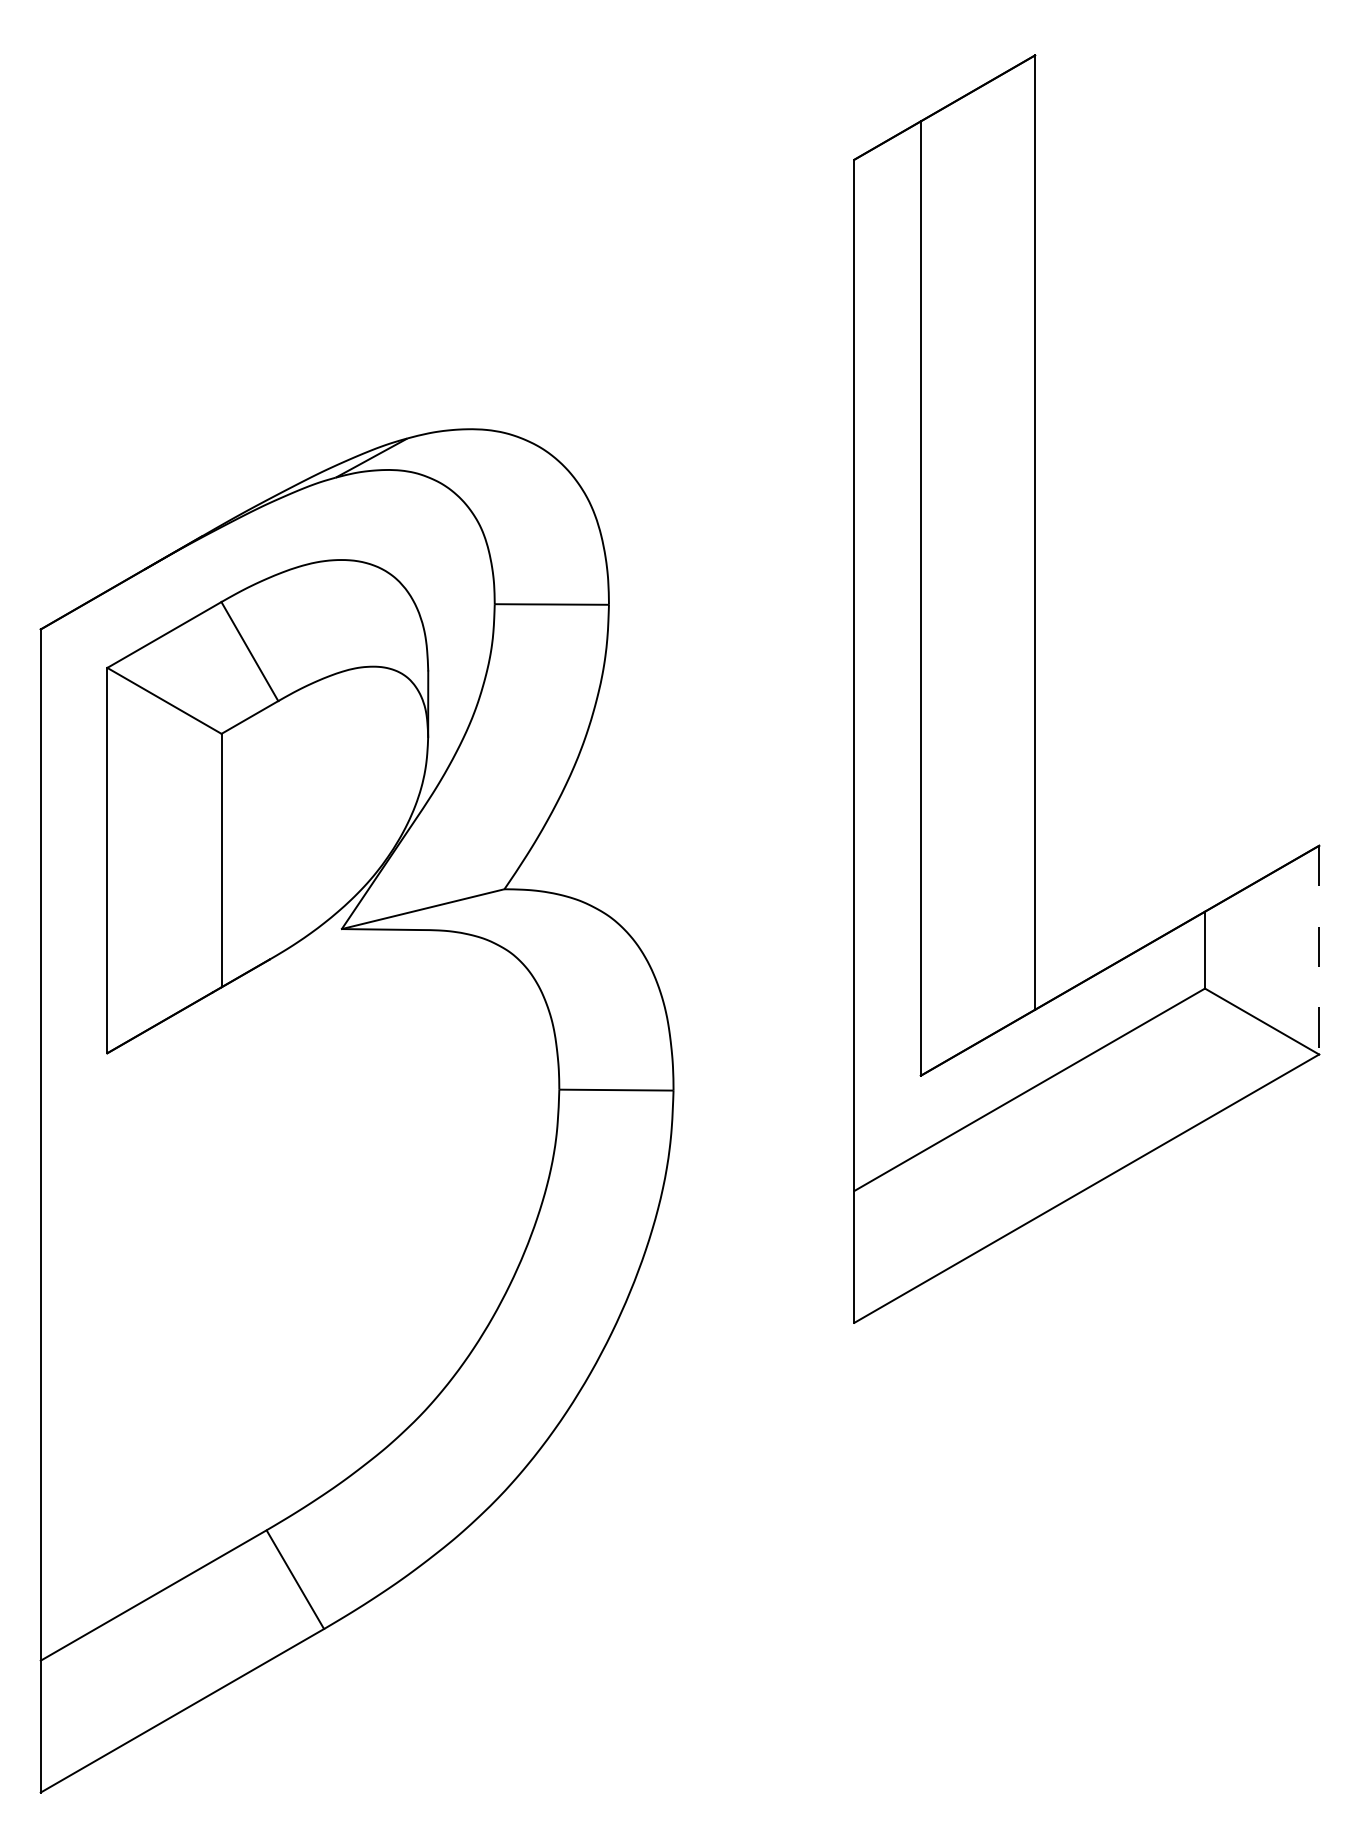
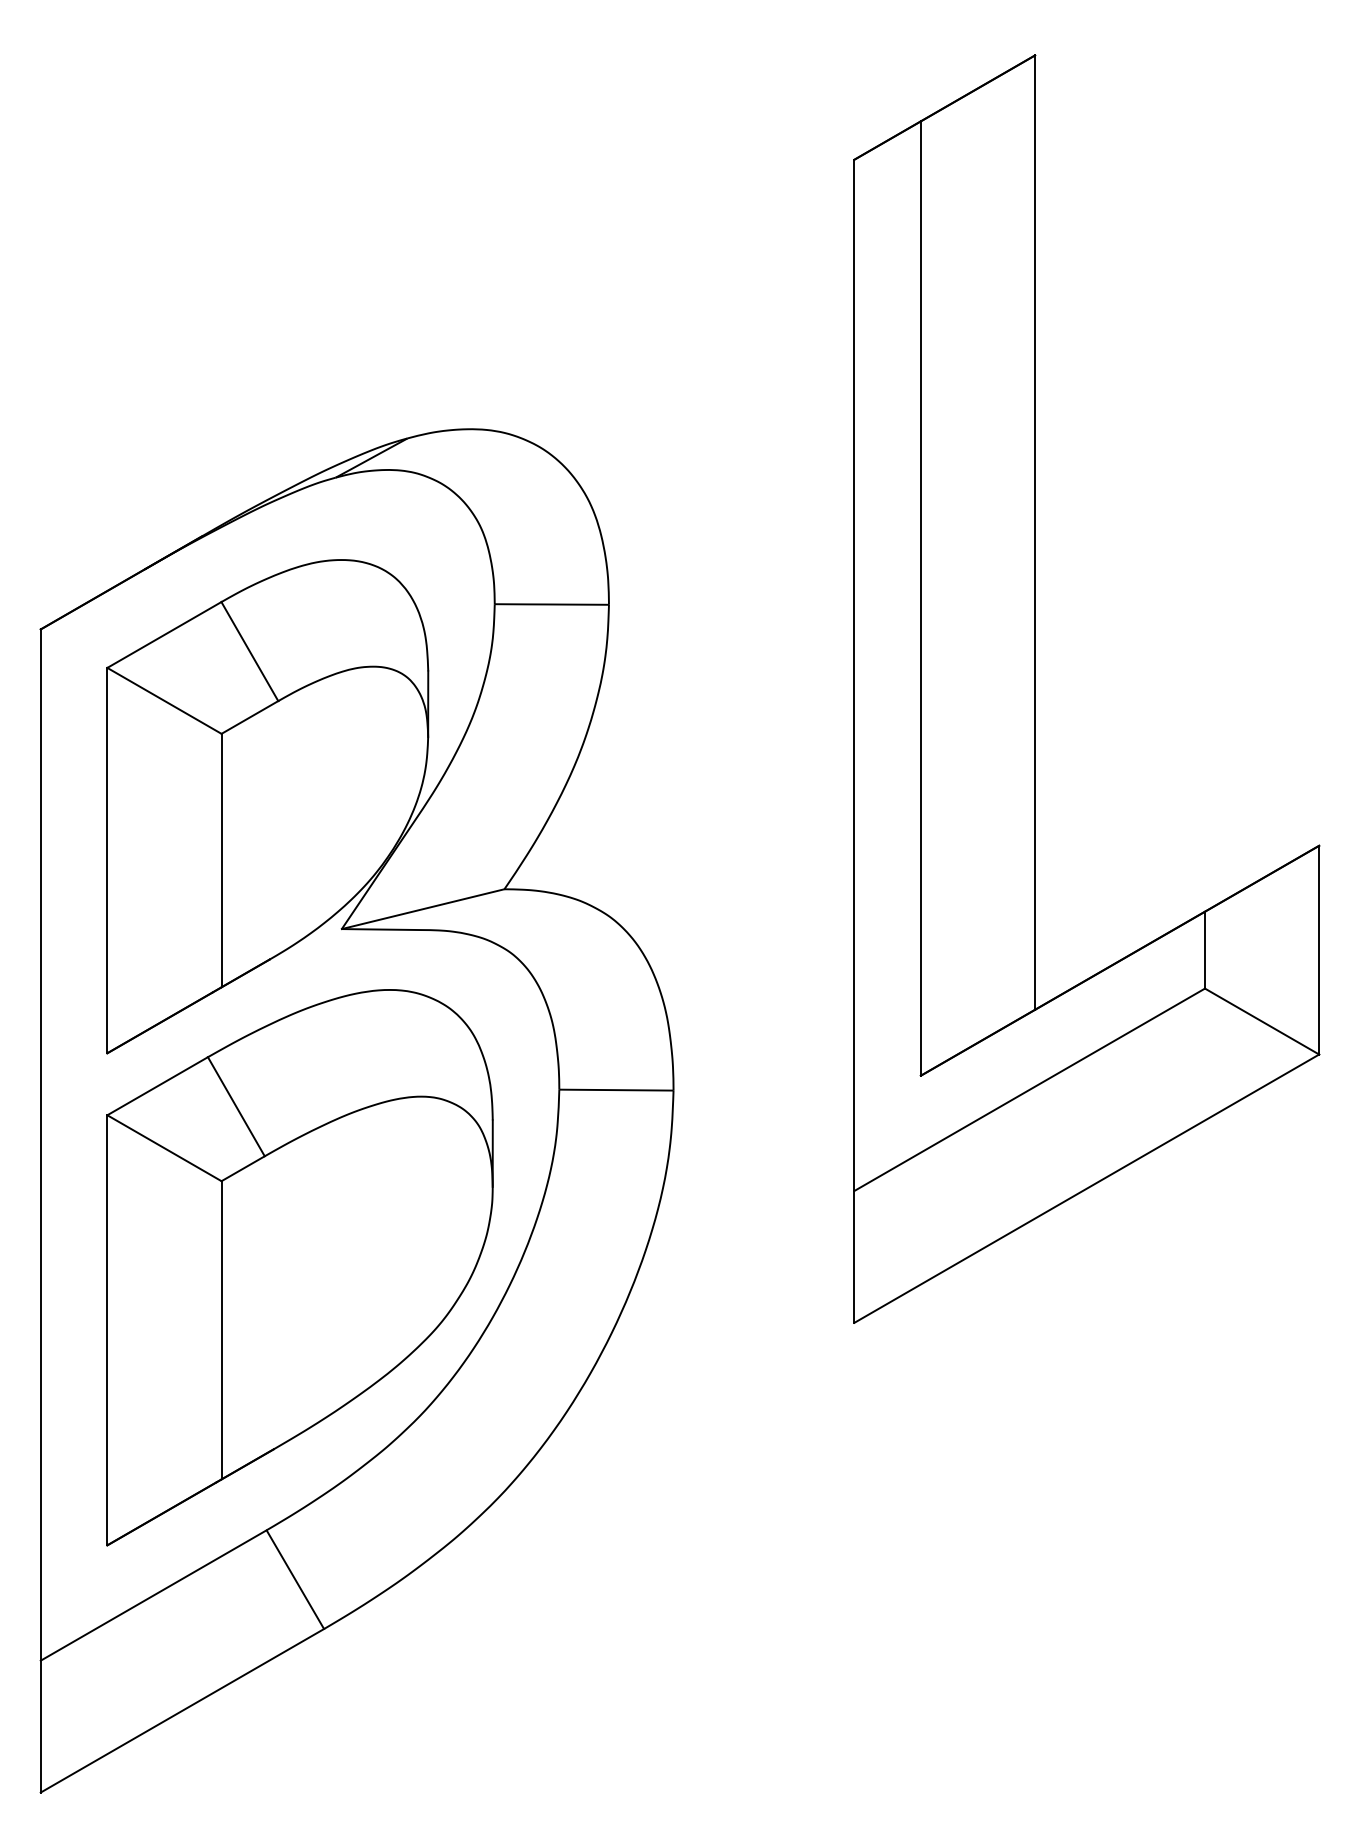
line: dashed -> solid (1319, 950)
part: none -> present (299, 1267)
